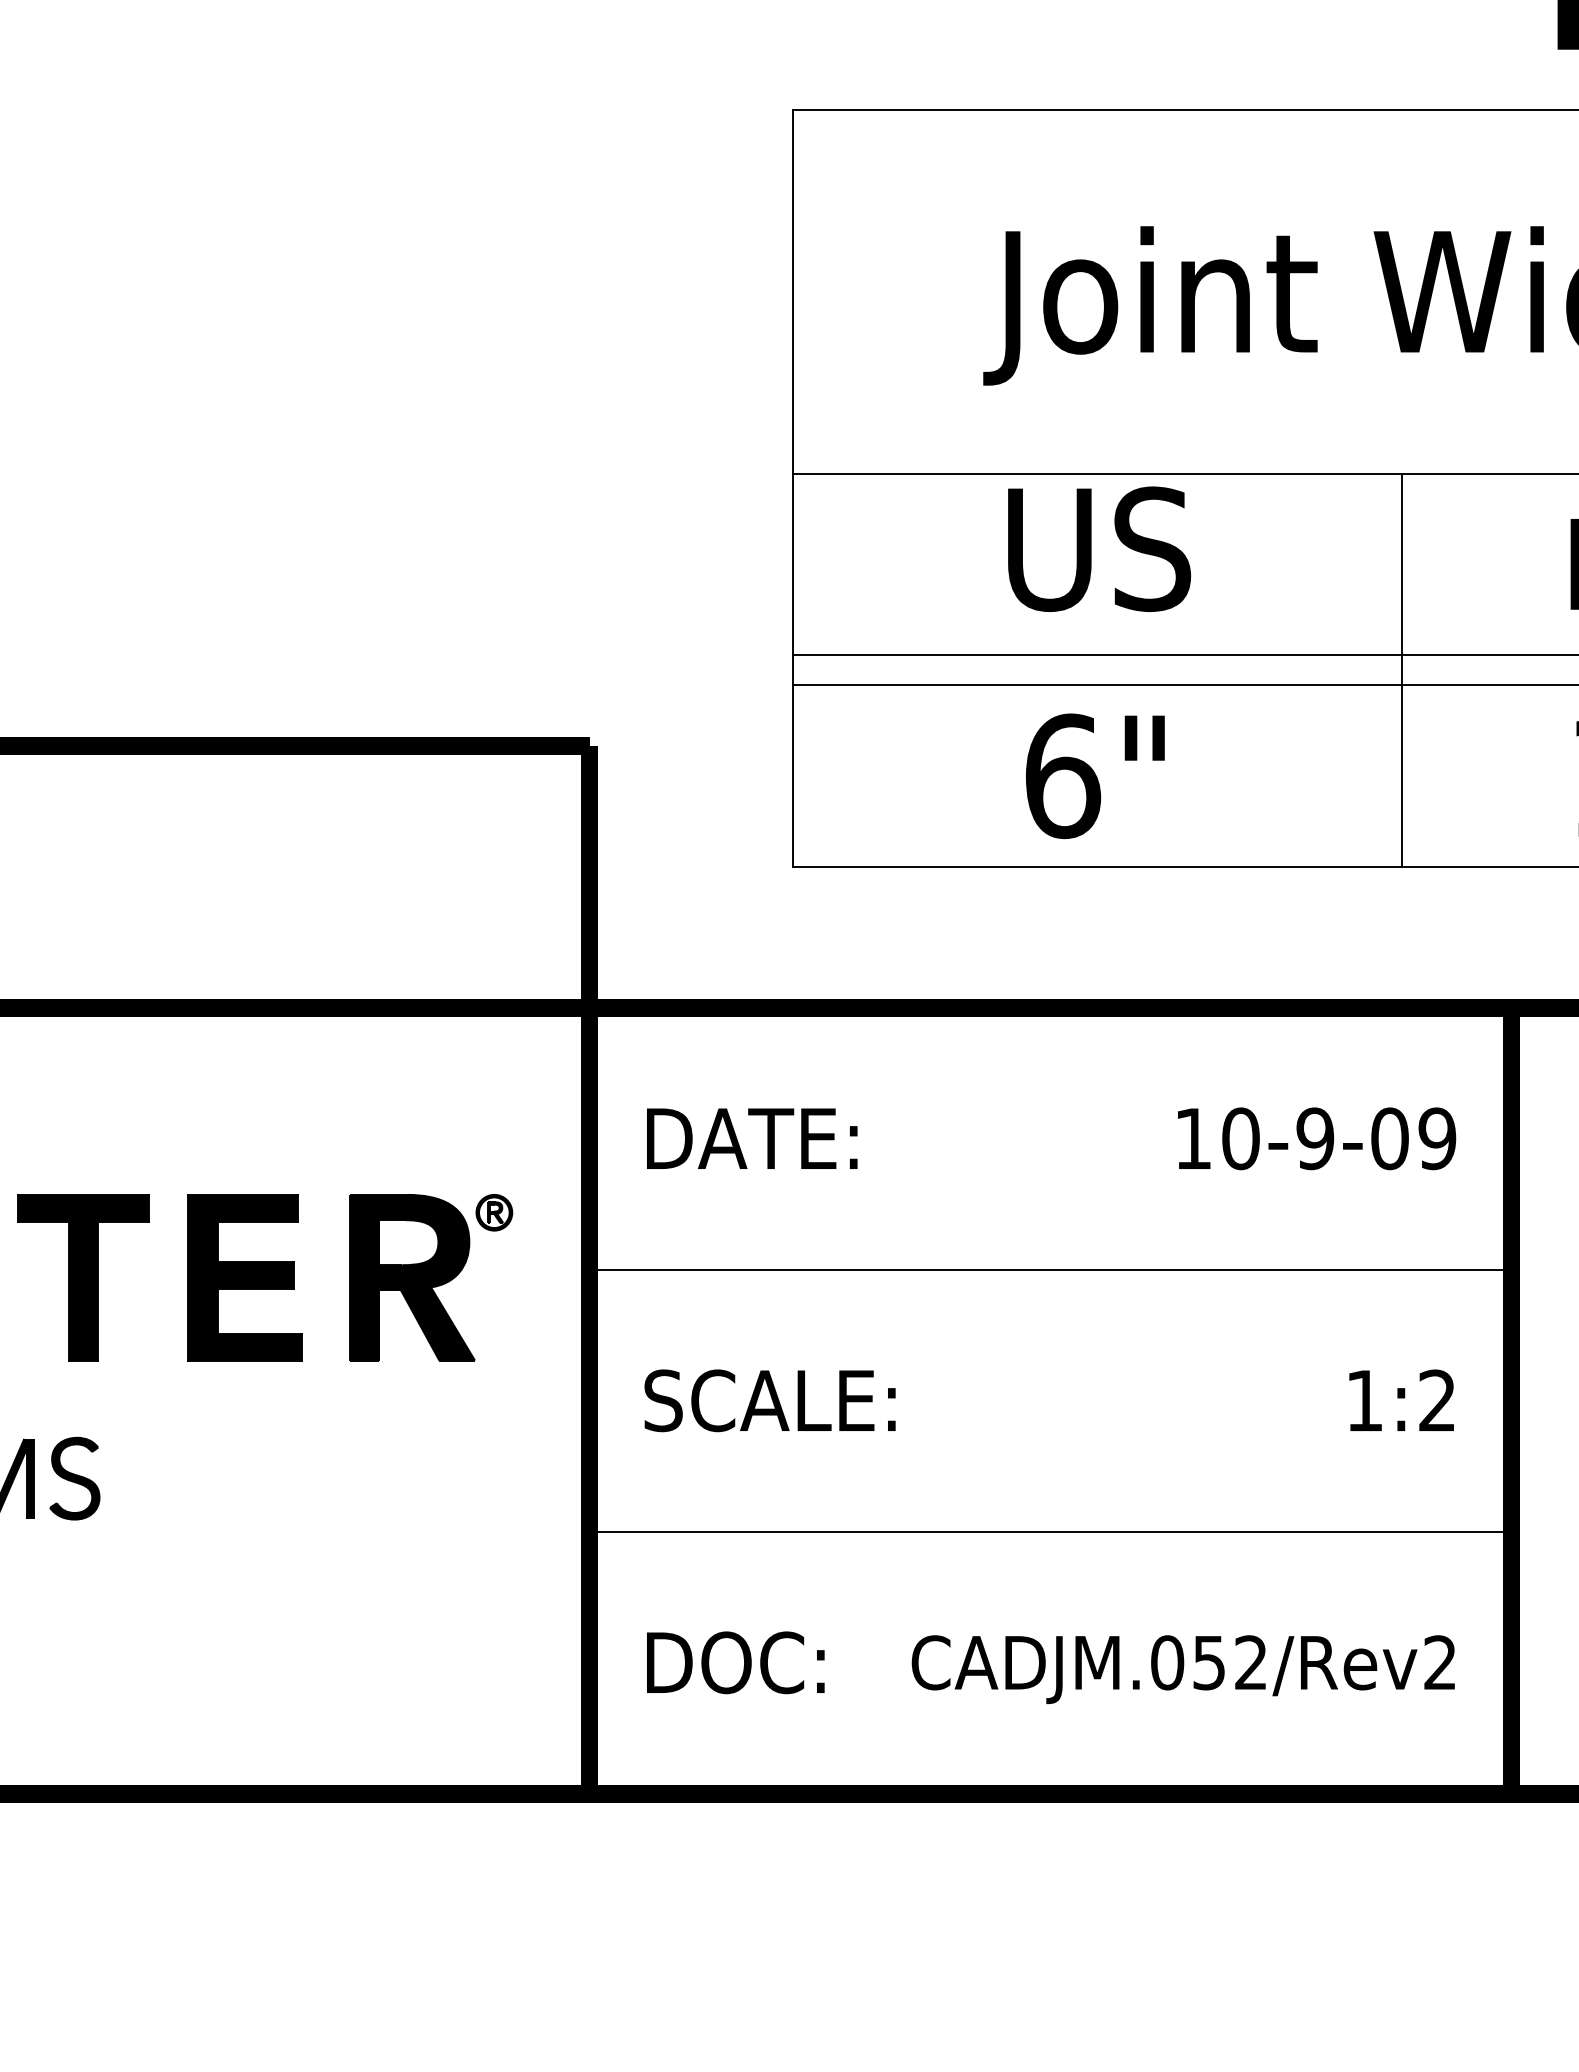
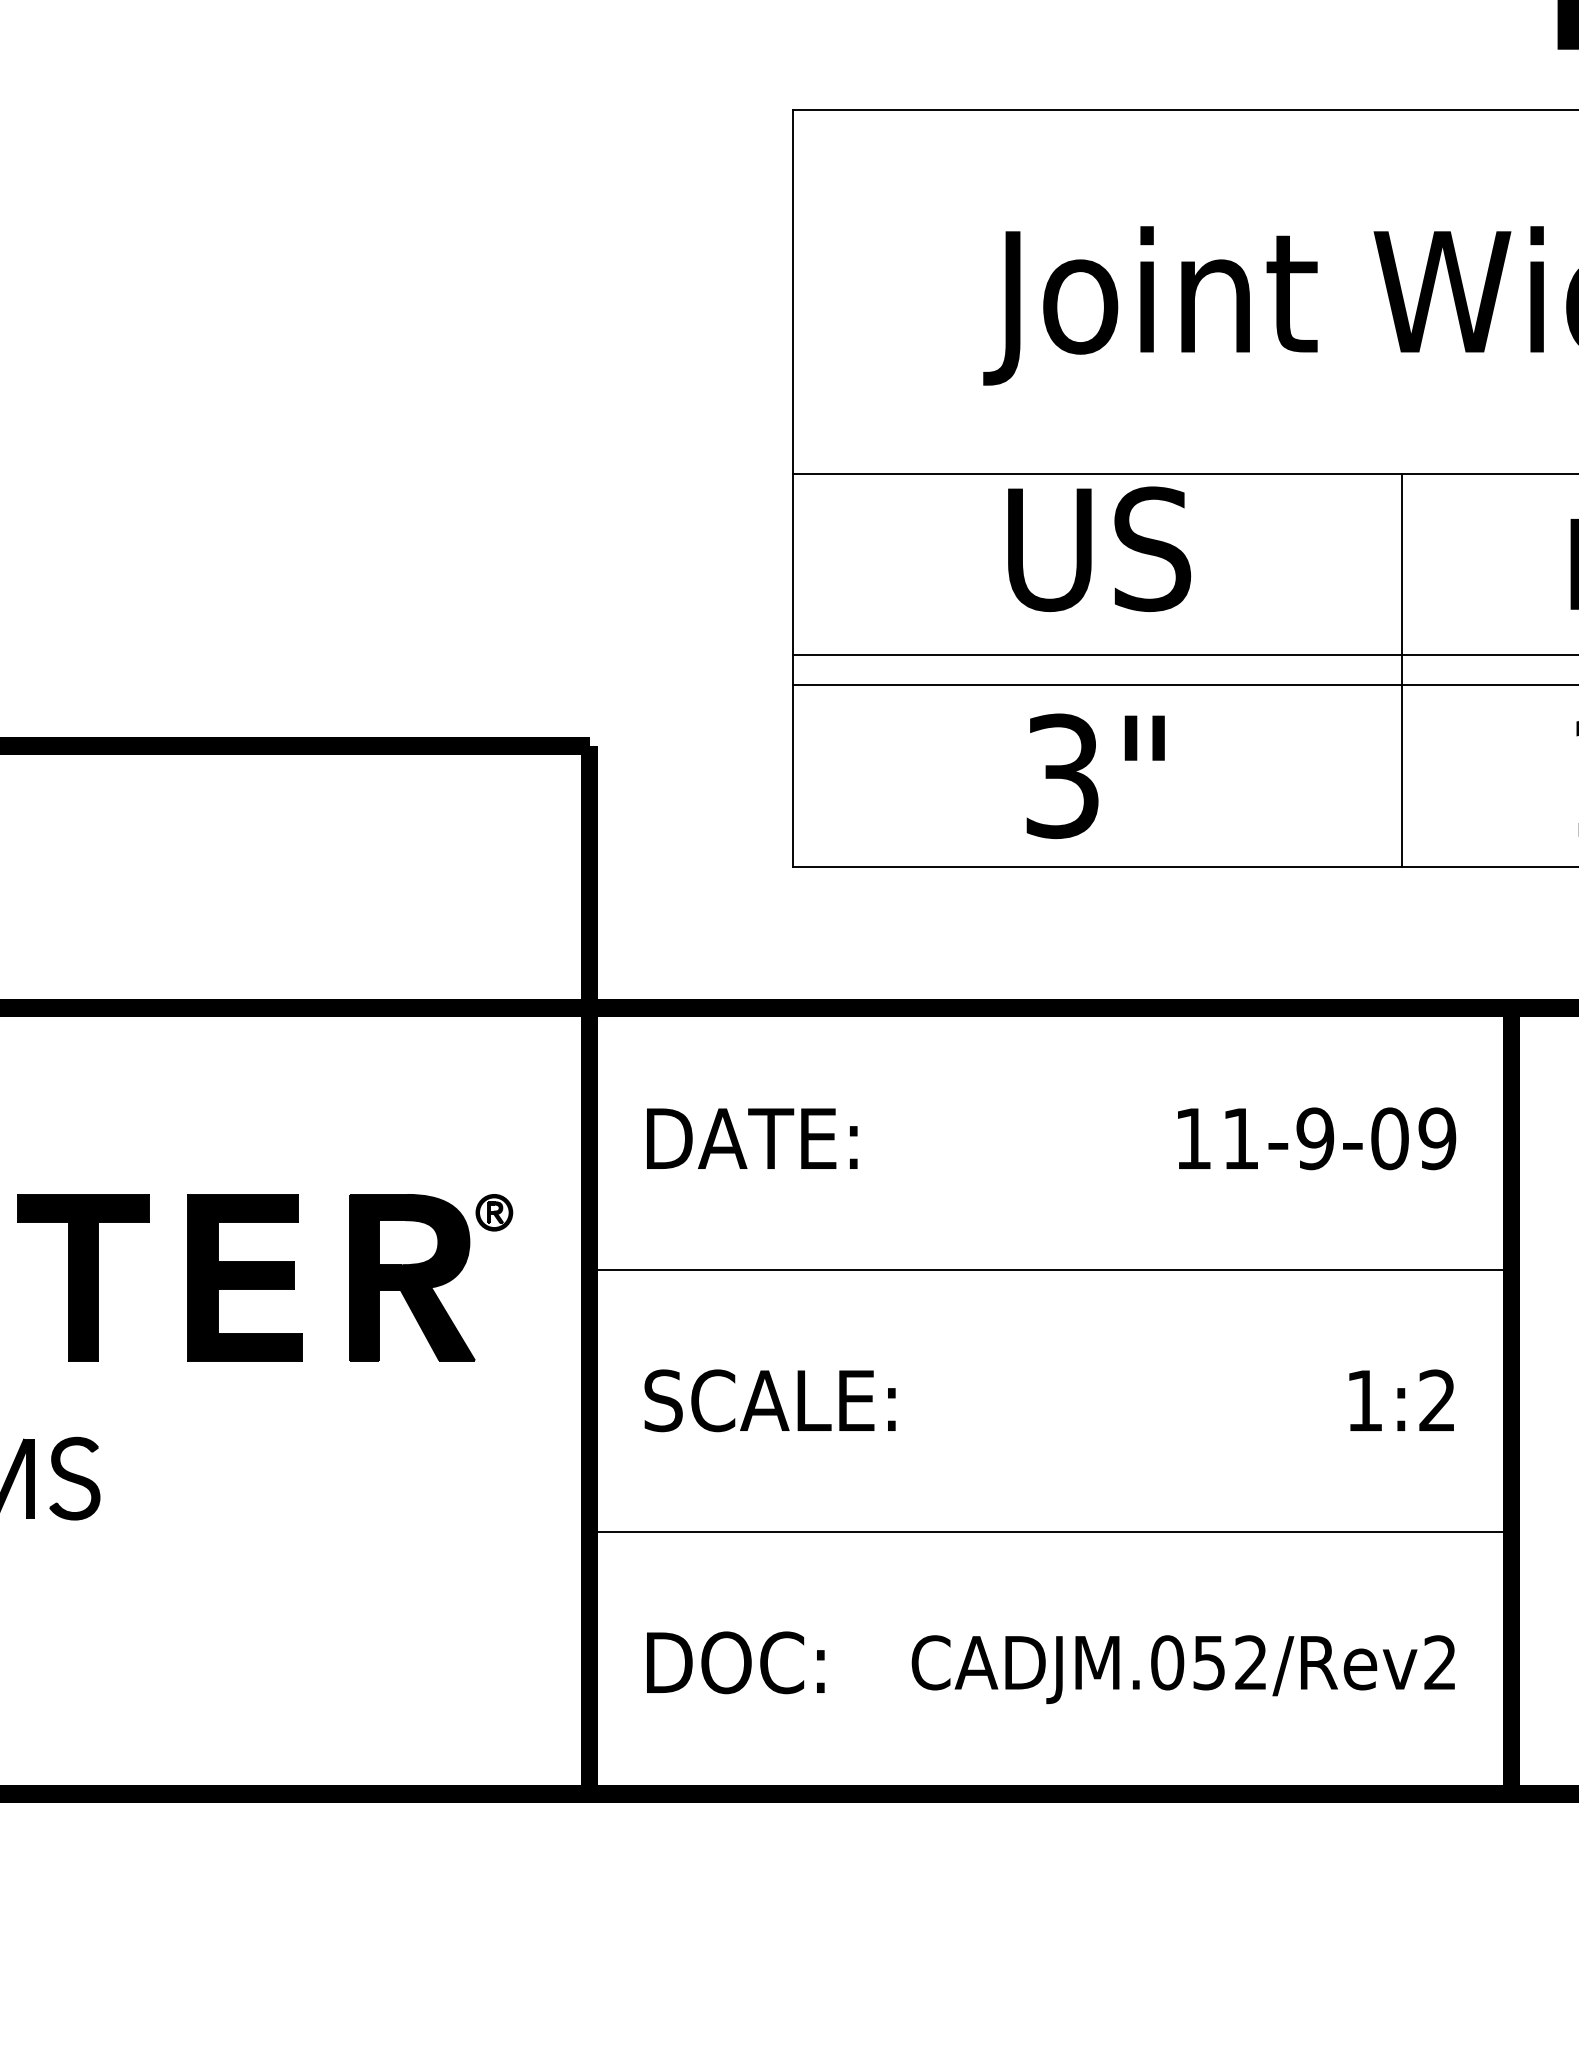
text: 6" -> 3" (1063, 776)
text: 10-9-09 -> 11-9-09 (1240, 1138)
